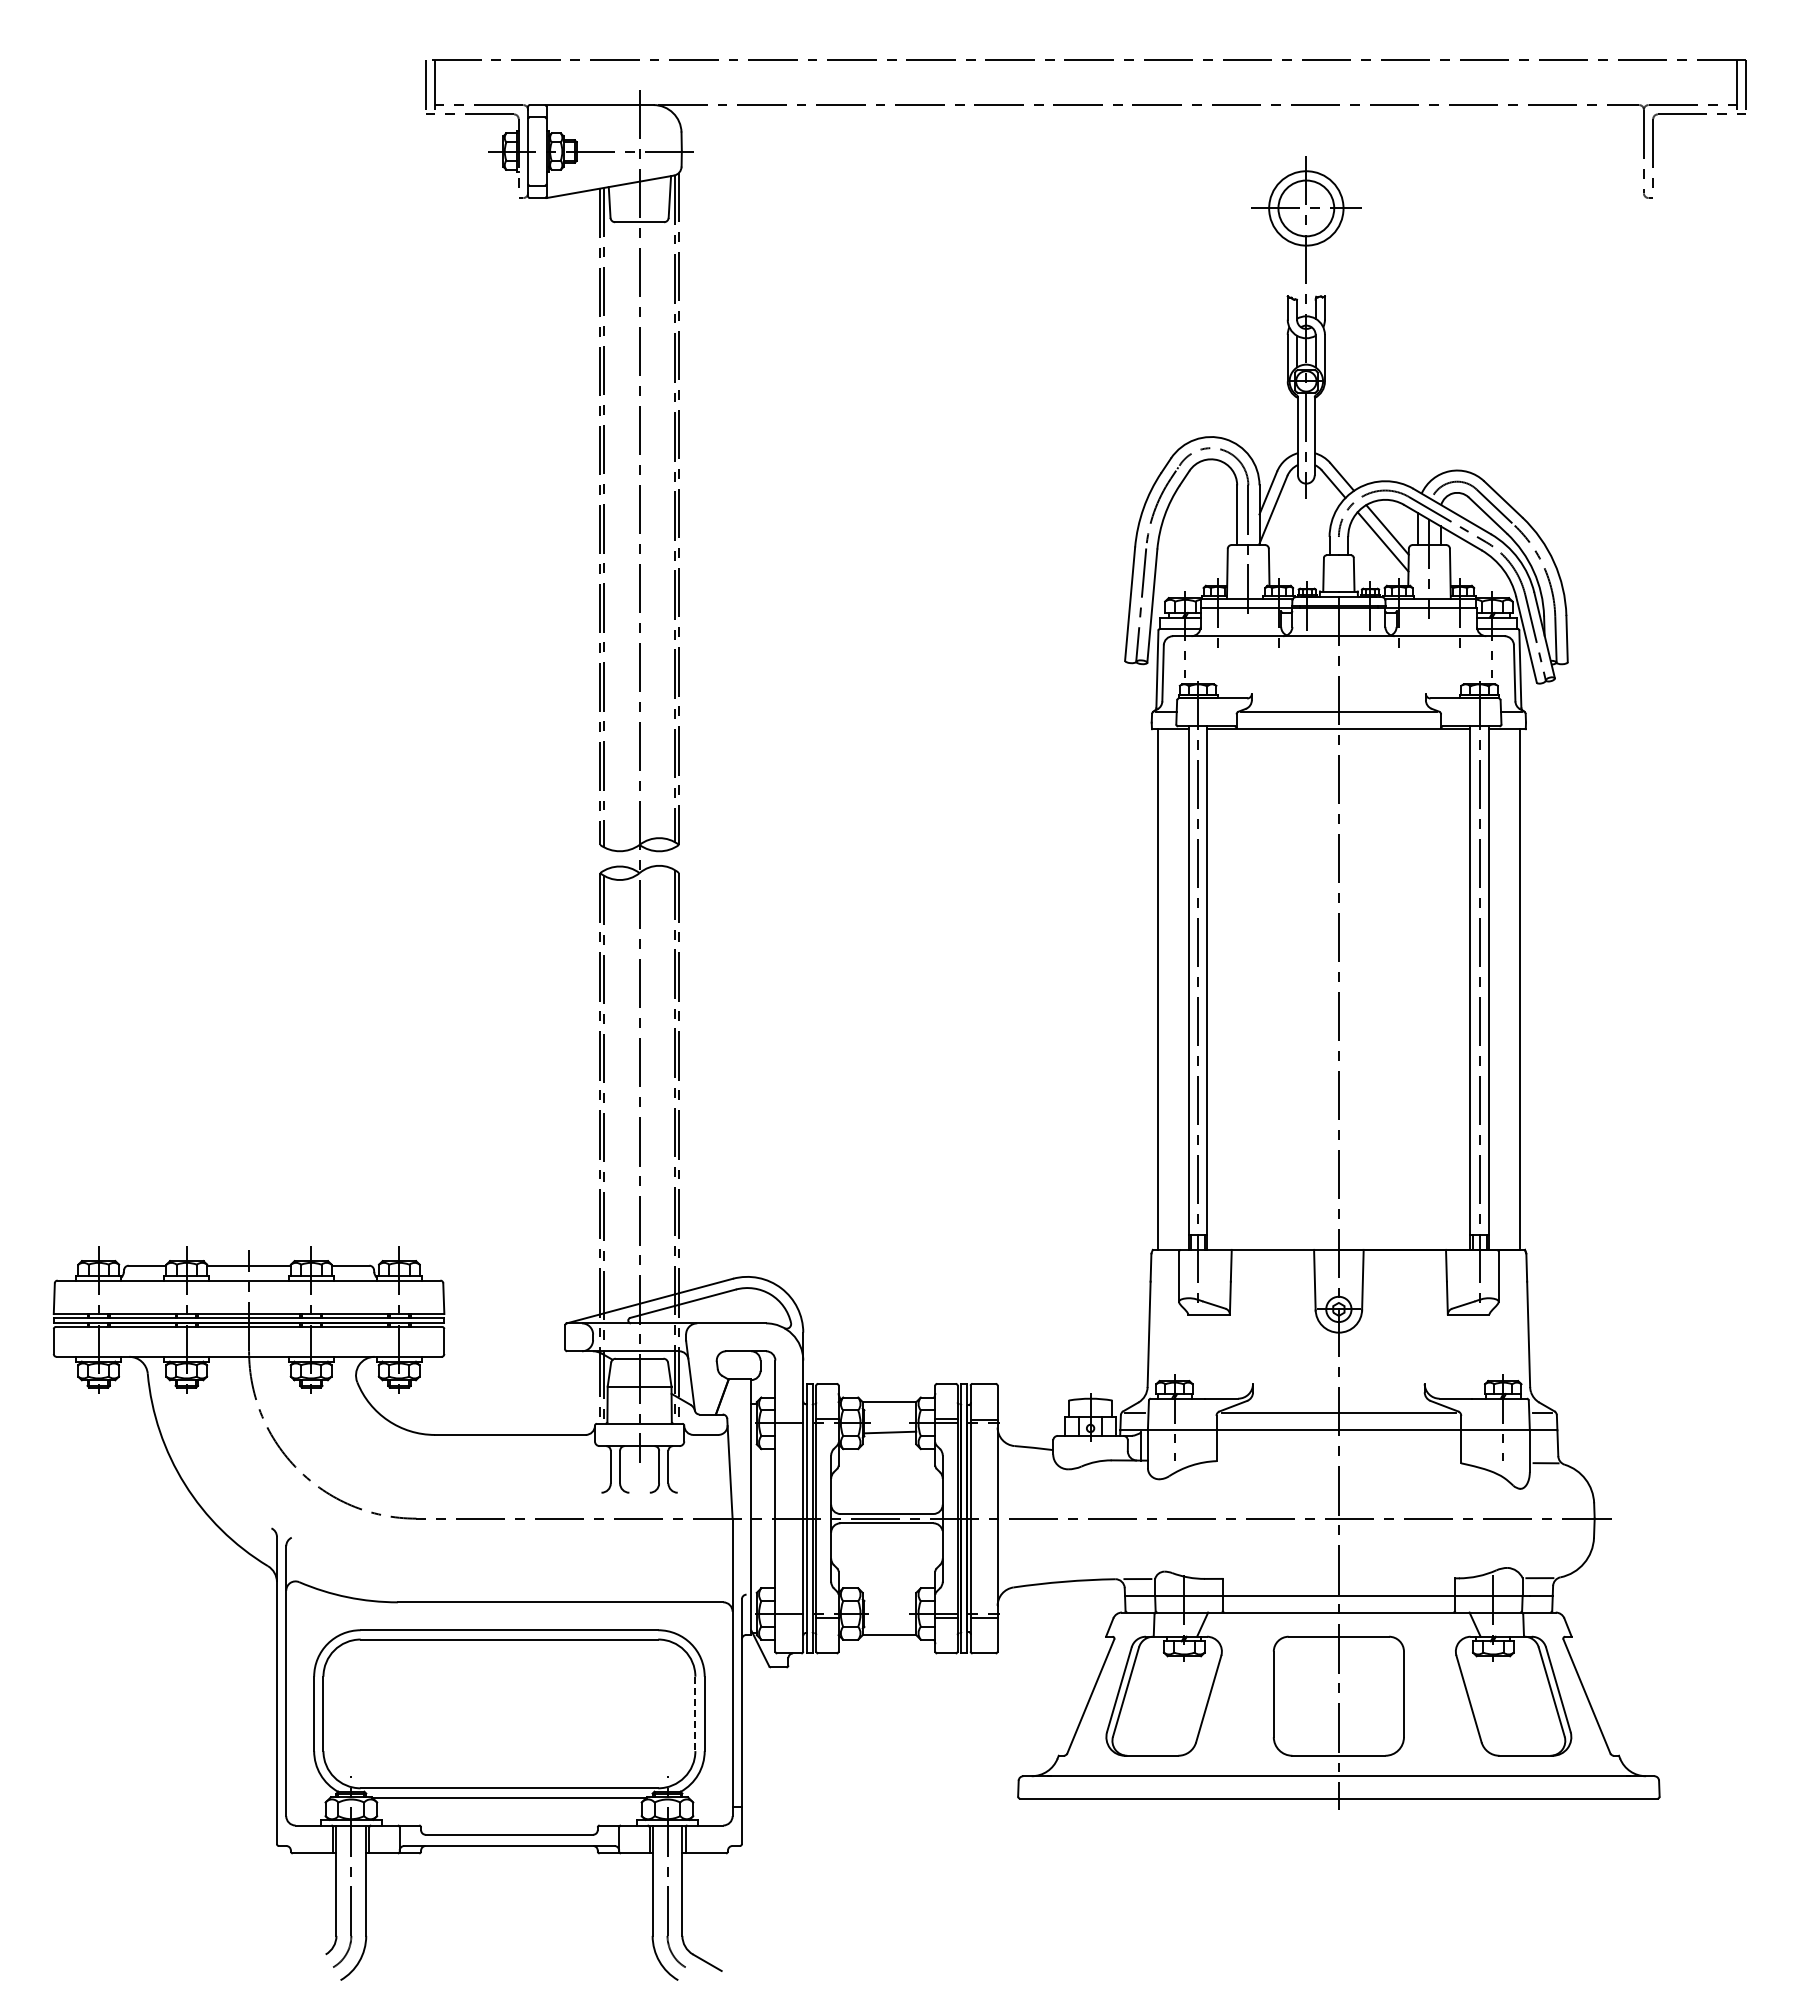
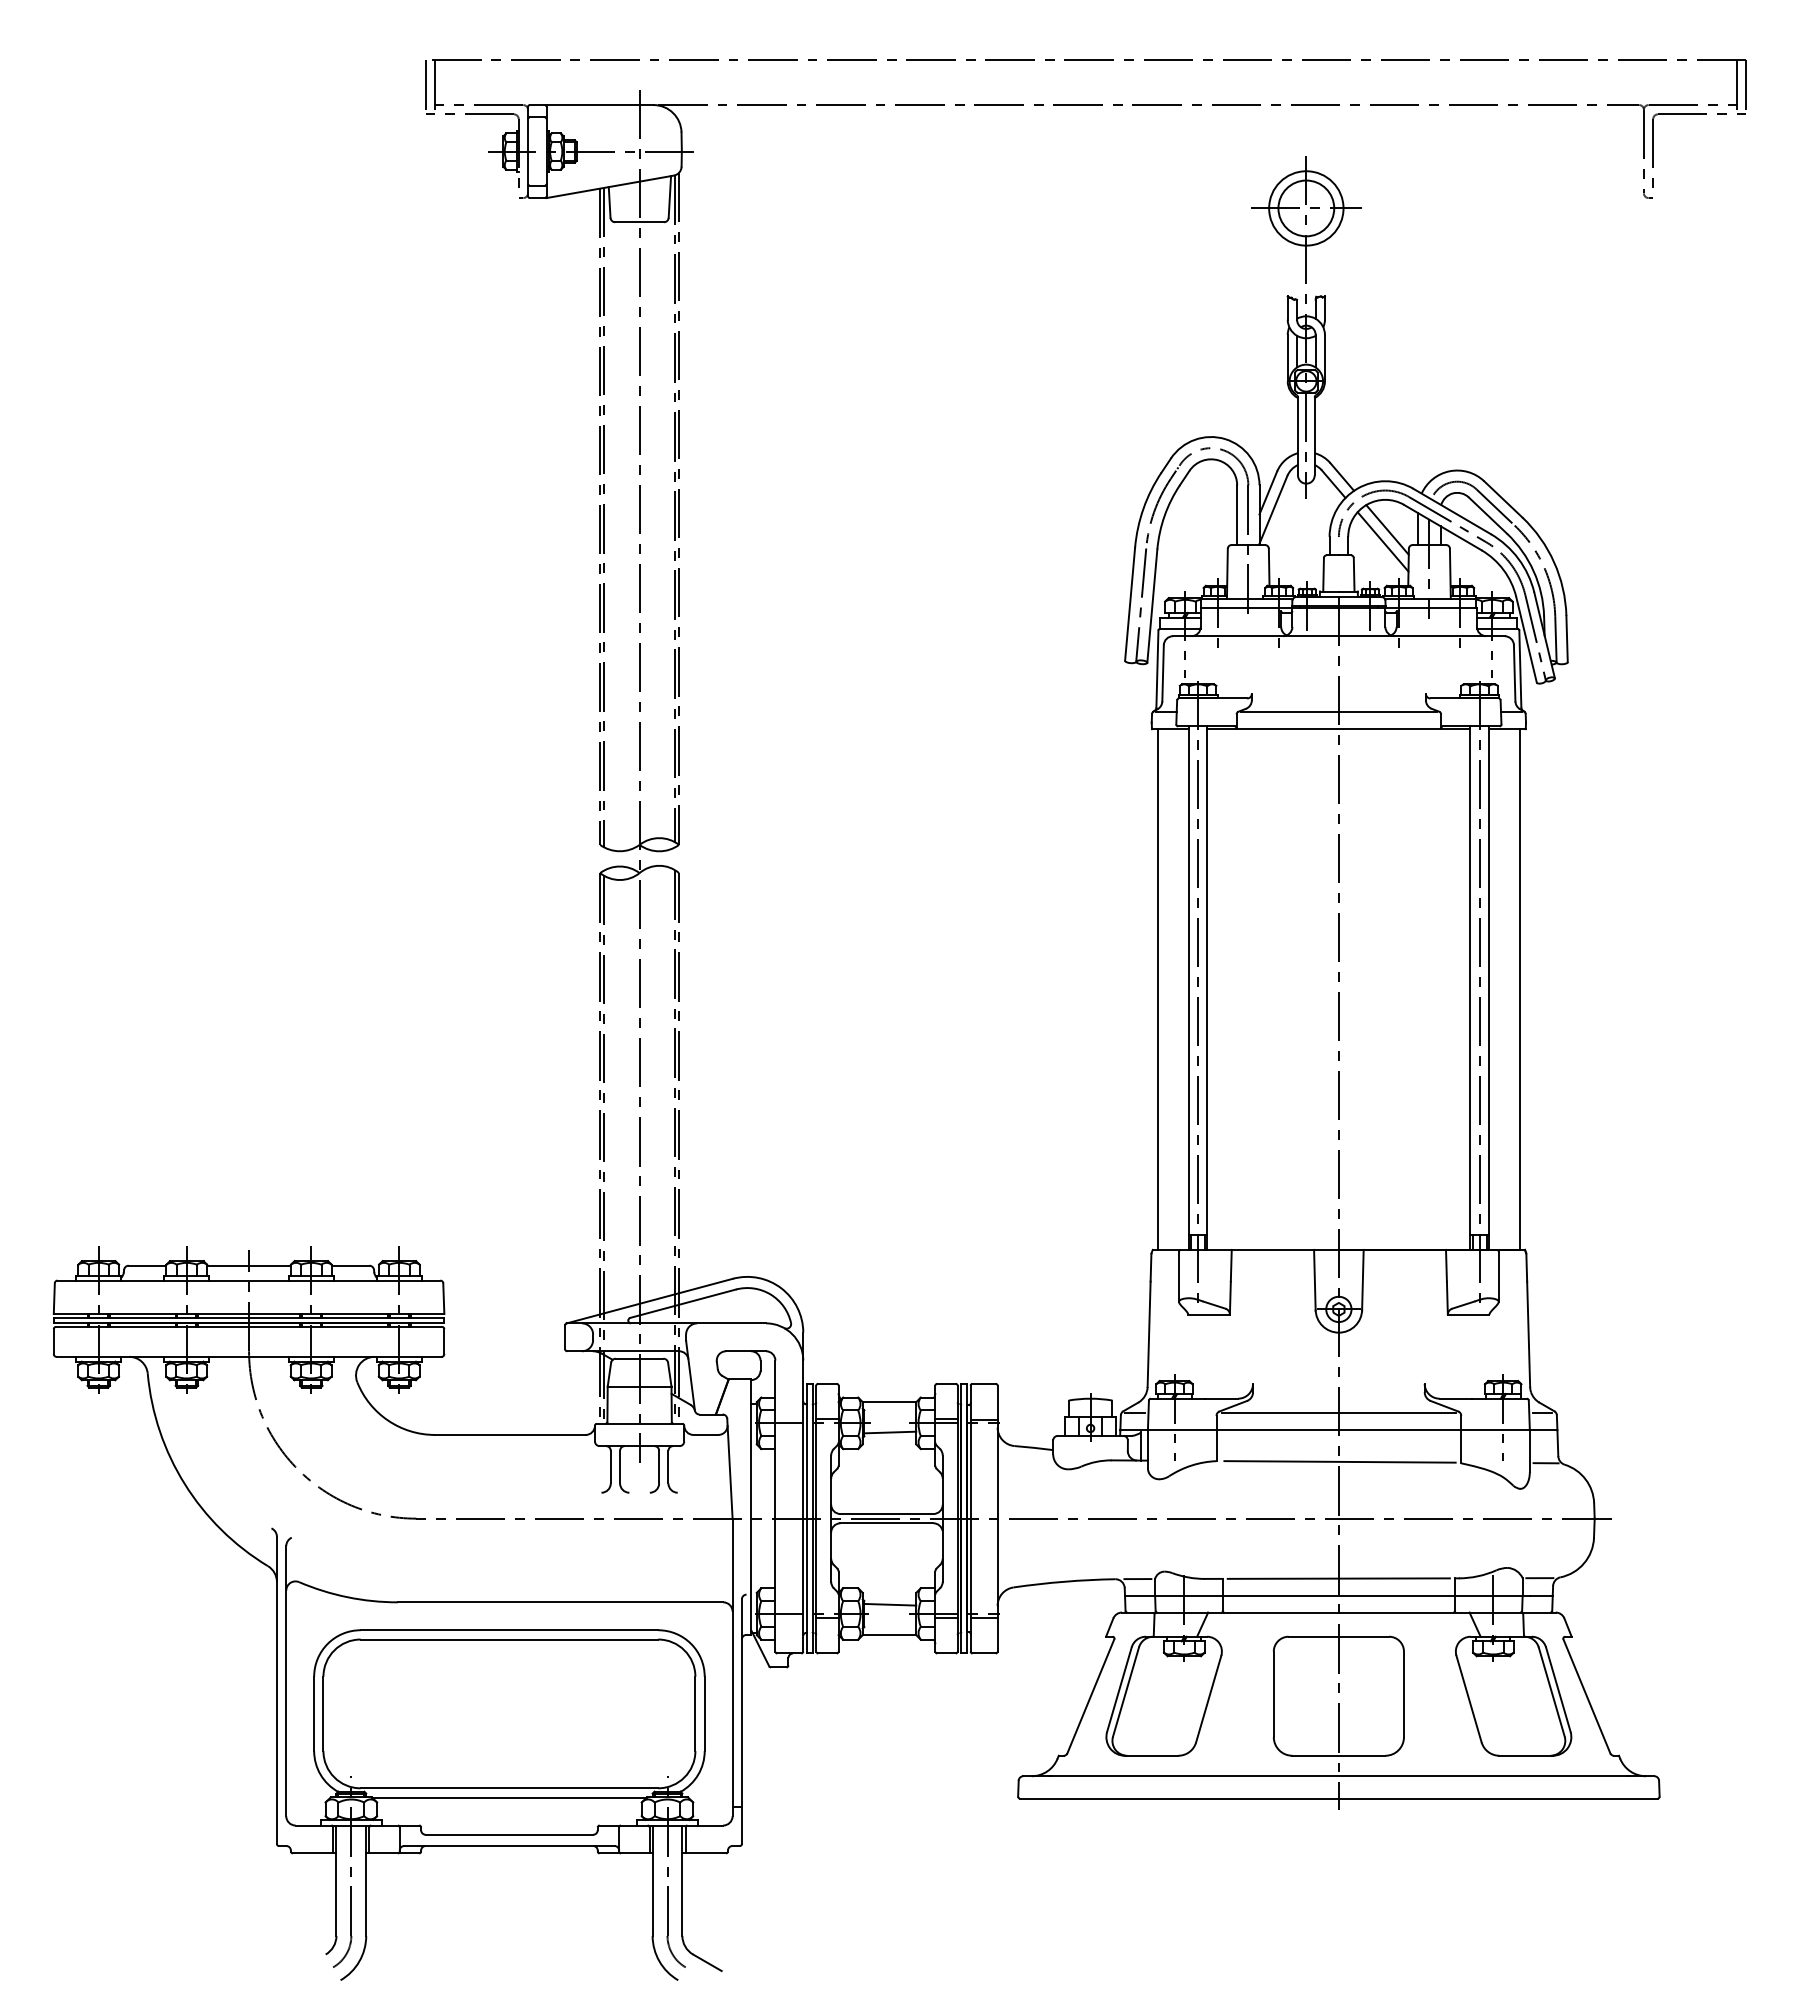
line: none -> present (1339, 1461)
line: none -> present (1338, 1578)
line: none -> present (890, 1604)
line: dashed -> solid (695, 1714)
